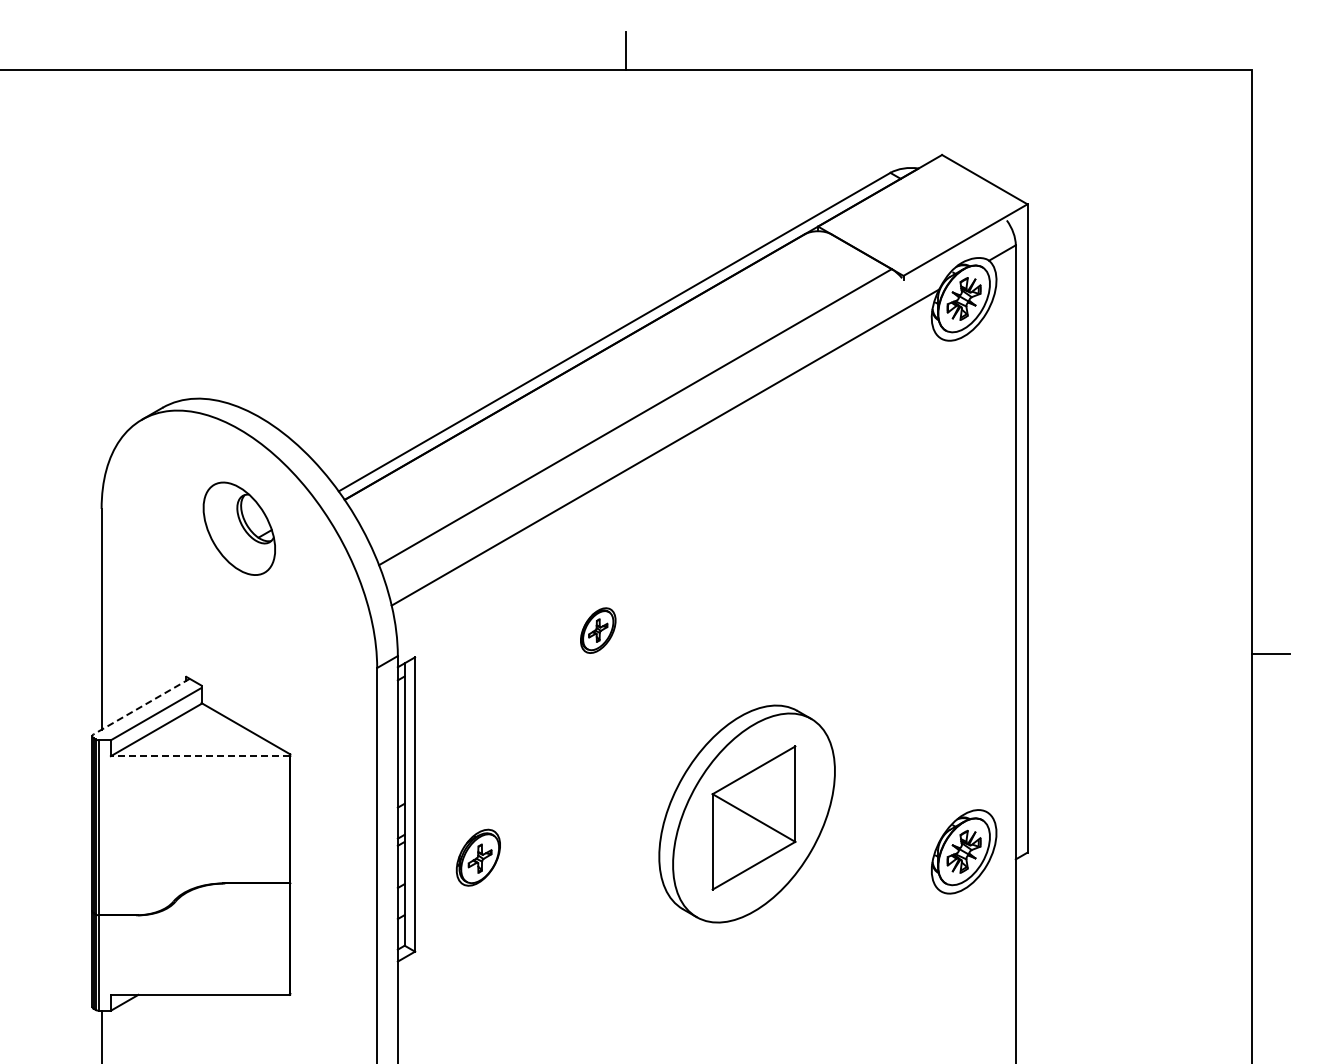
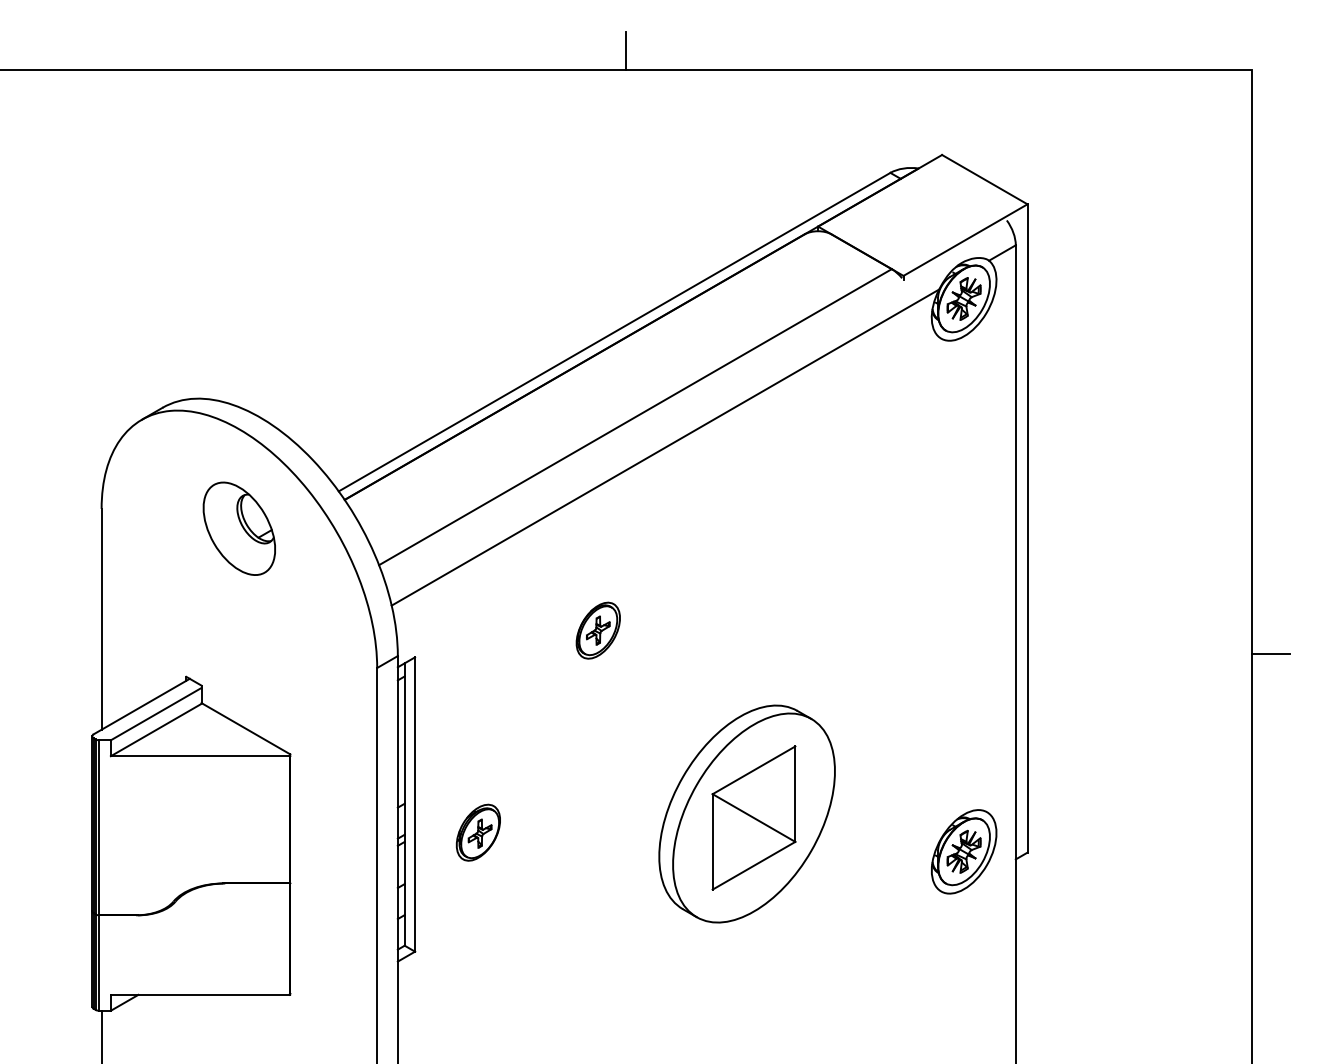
part size: 37x47 px -> 46x59 px (597, 630)
line: dashed -> solid (141, 706)
line: dashed -> solid (200, 756)
part position: (477, 857) -> (477, 832) (477, 832)
